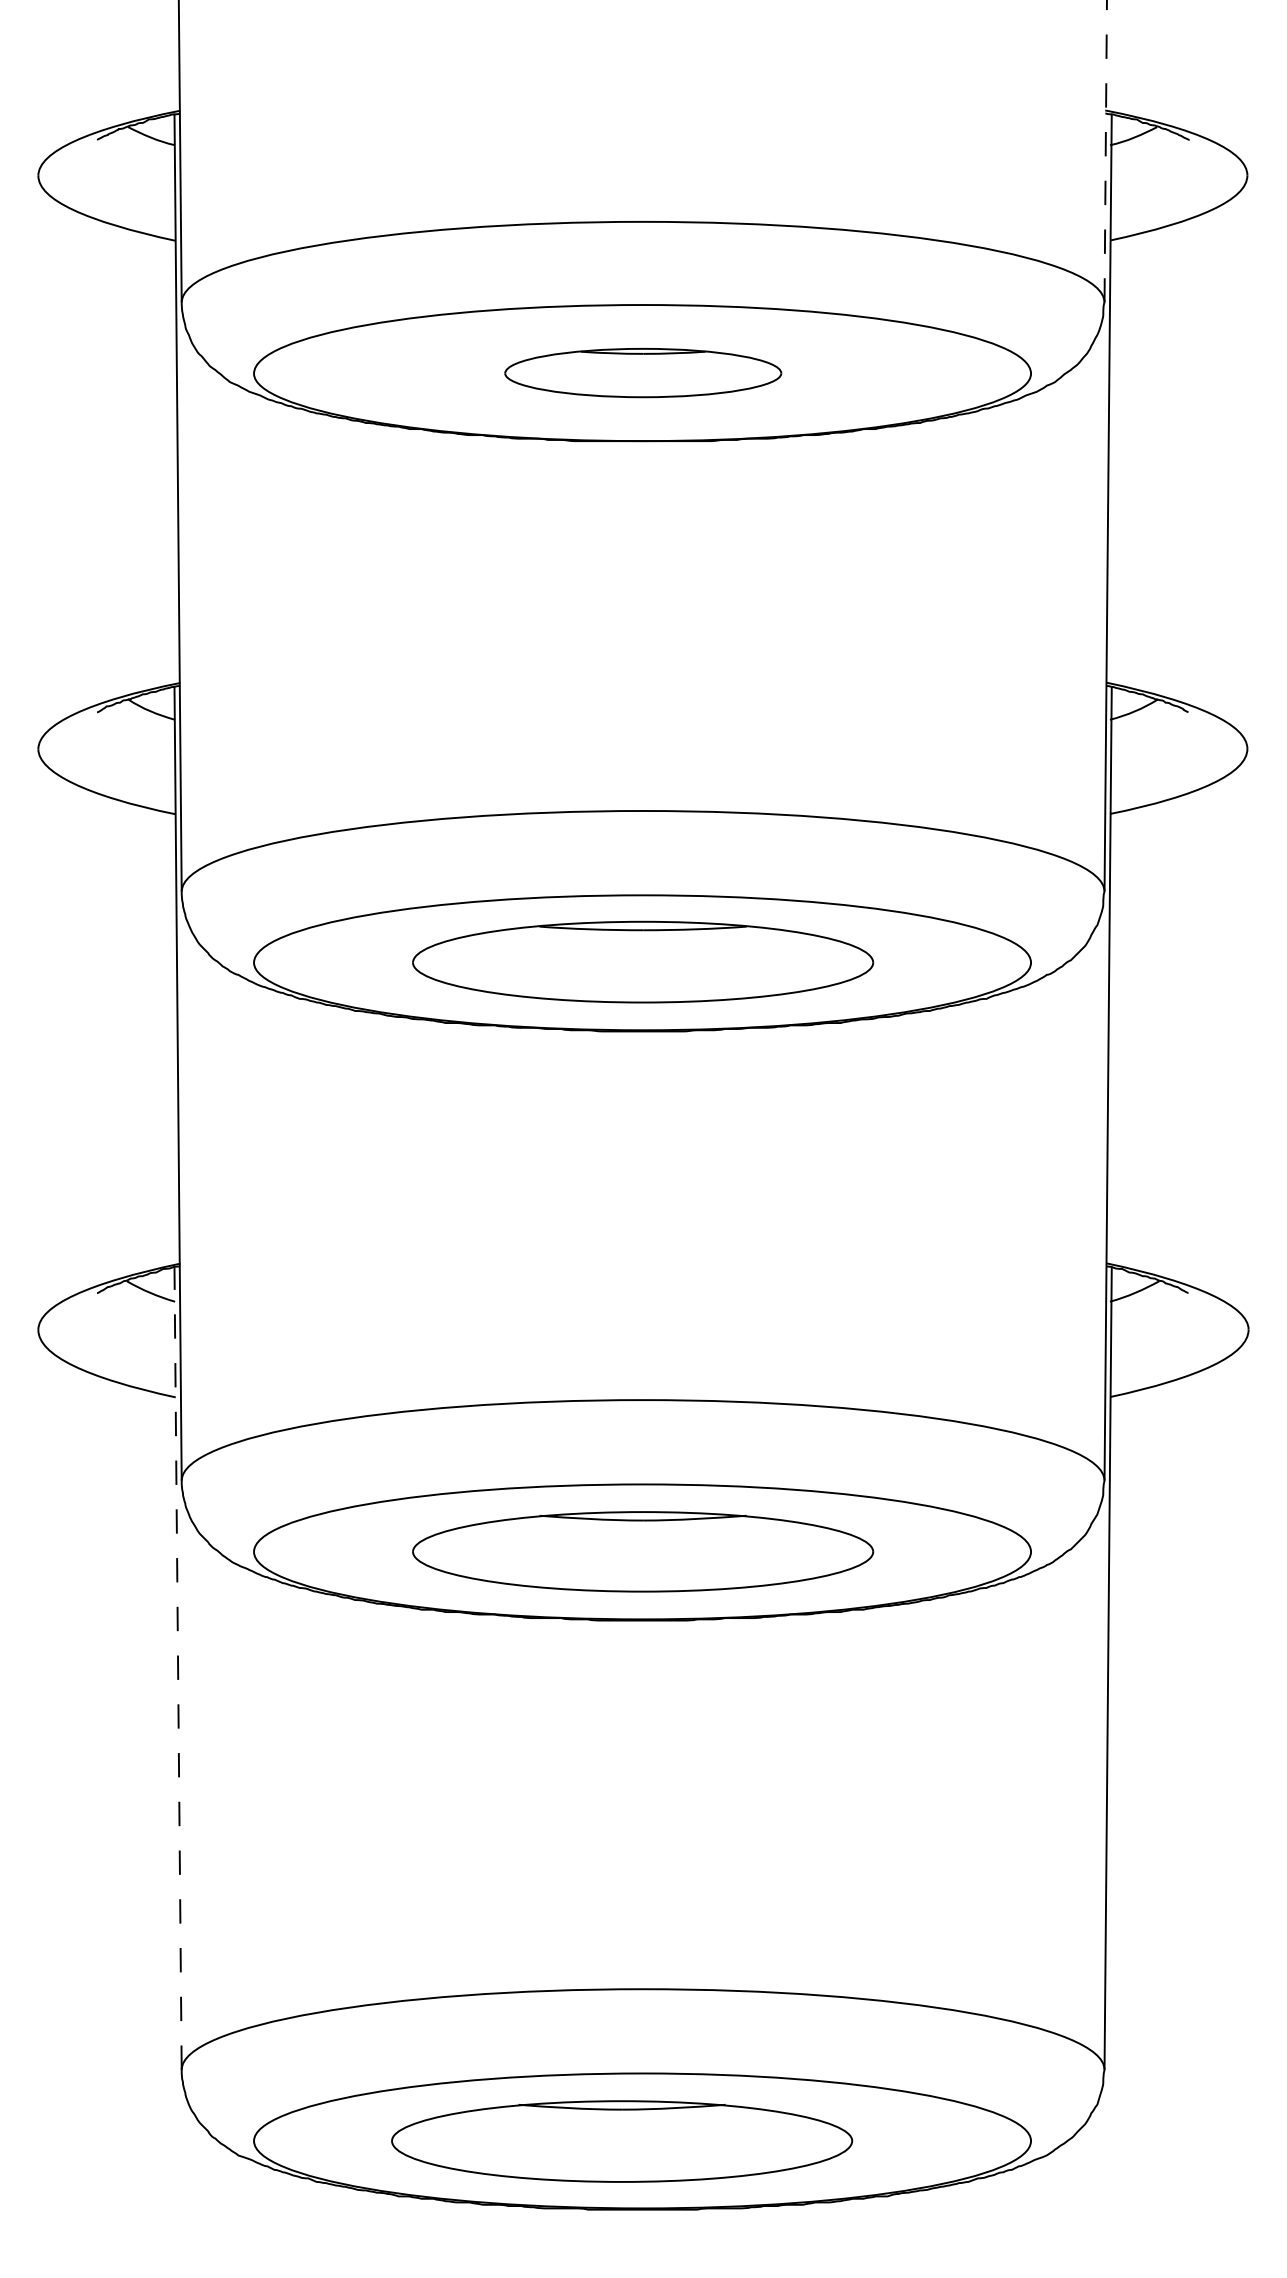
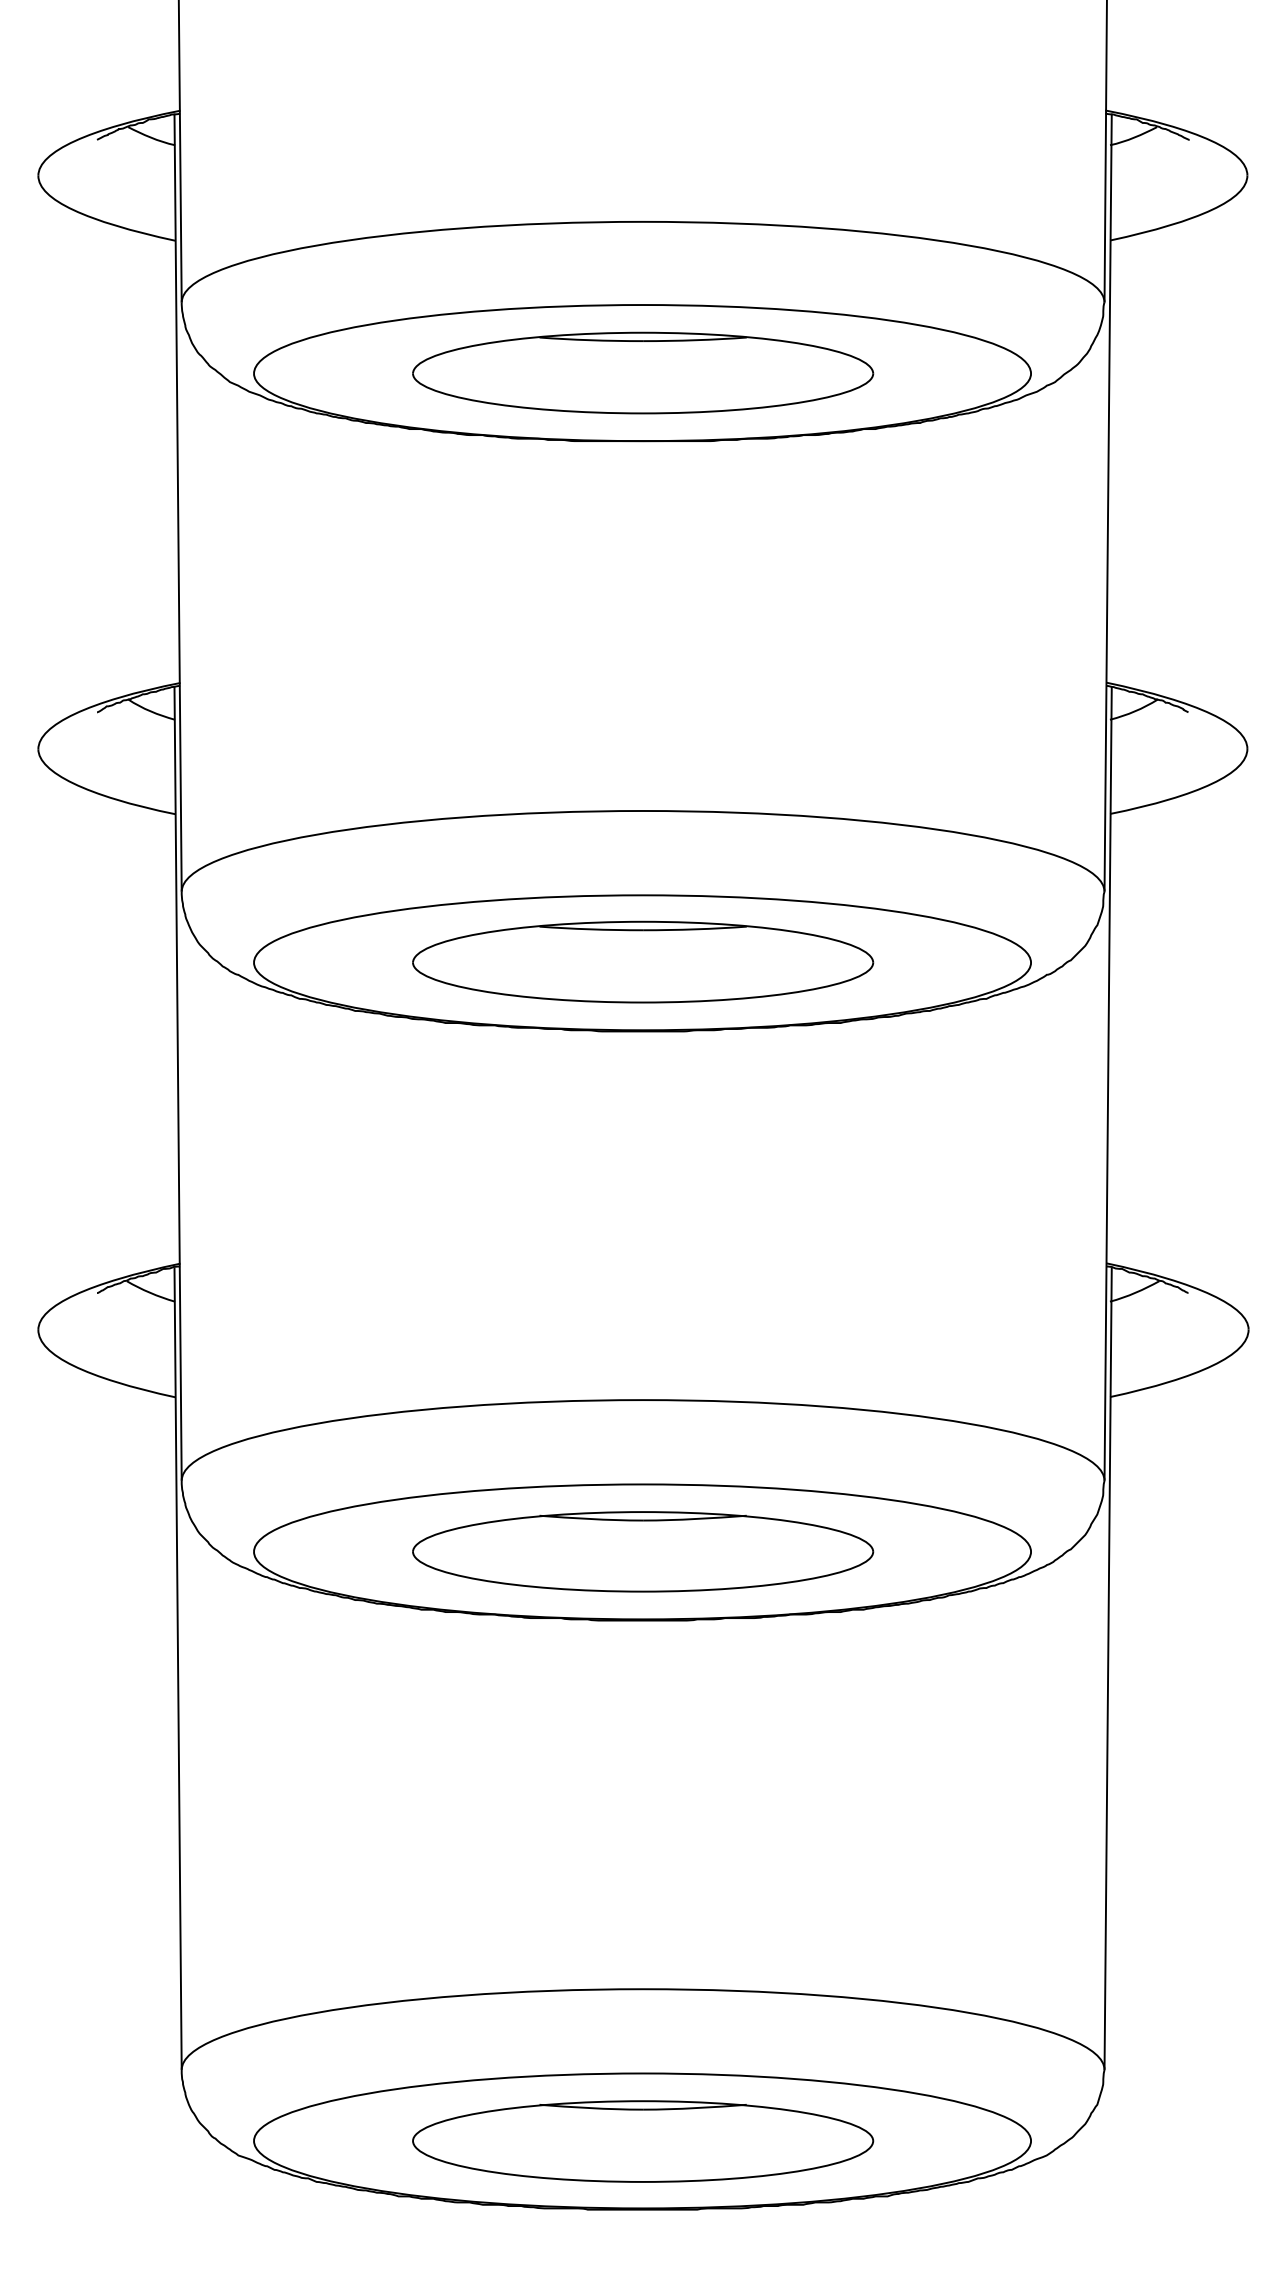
line: dashed -> solid (1105, 151)
part size: 279x51 px -> 463x84 px (643, 372)
line: dashed -> solid (178, 1668)
part position: (622, 2141) -> (643, 2141) (643, 2141)
